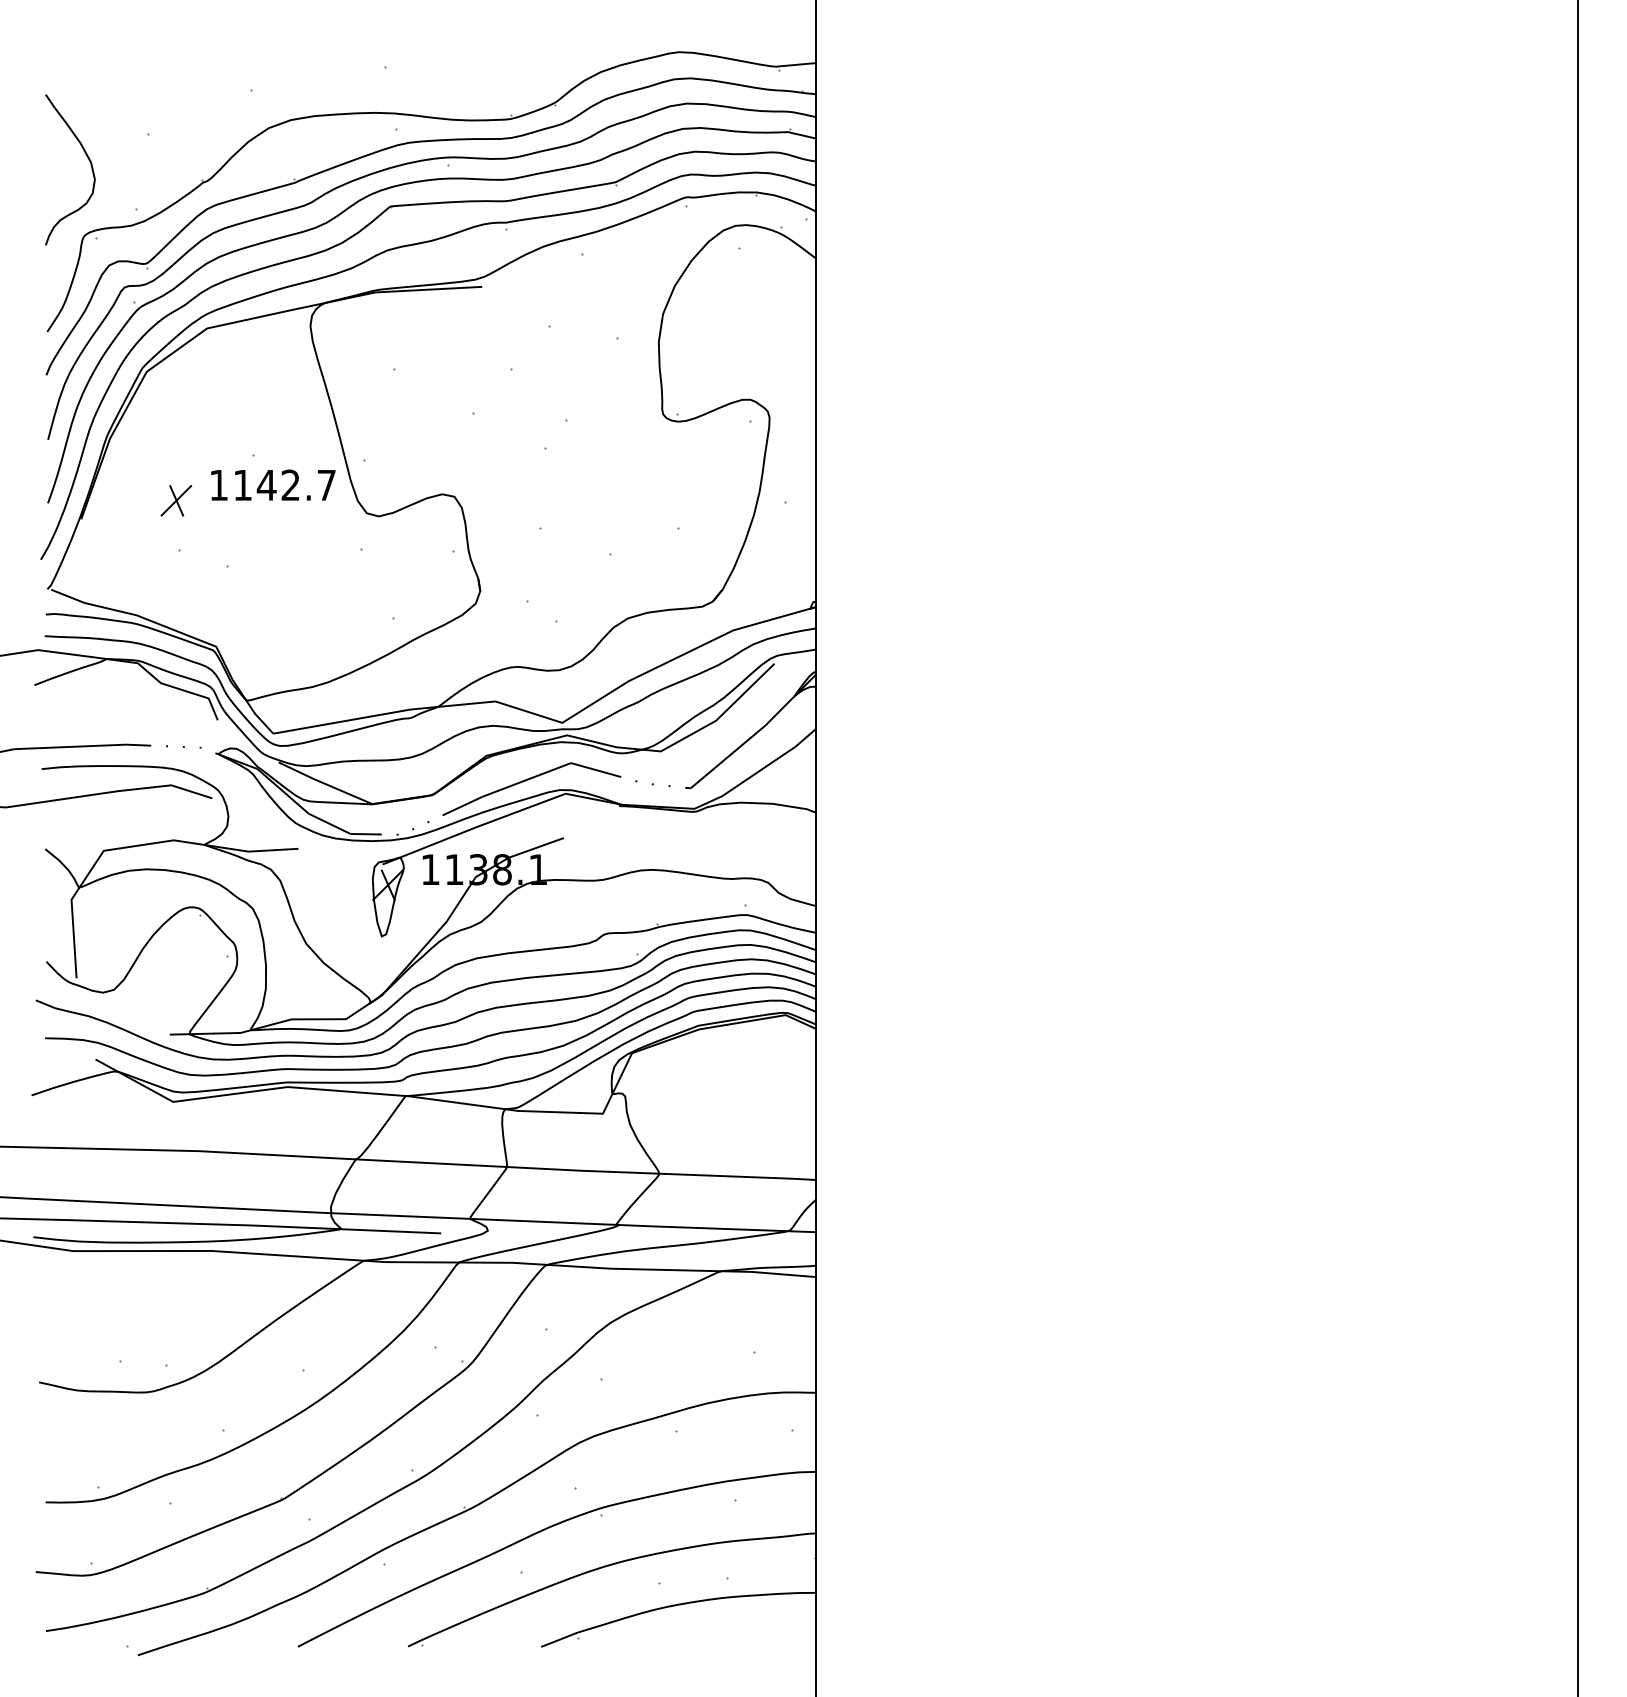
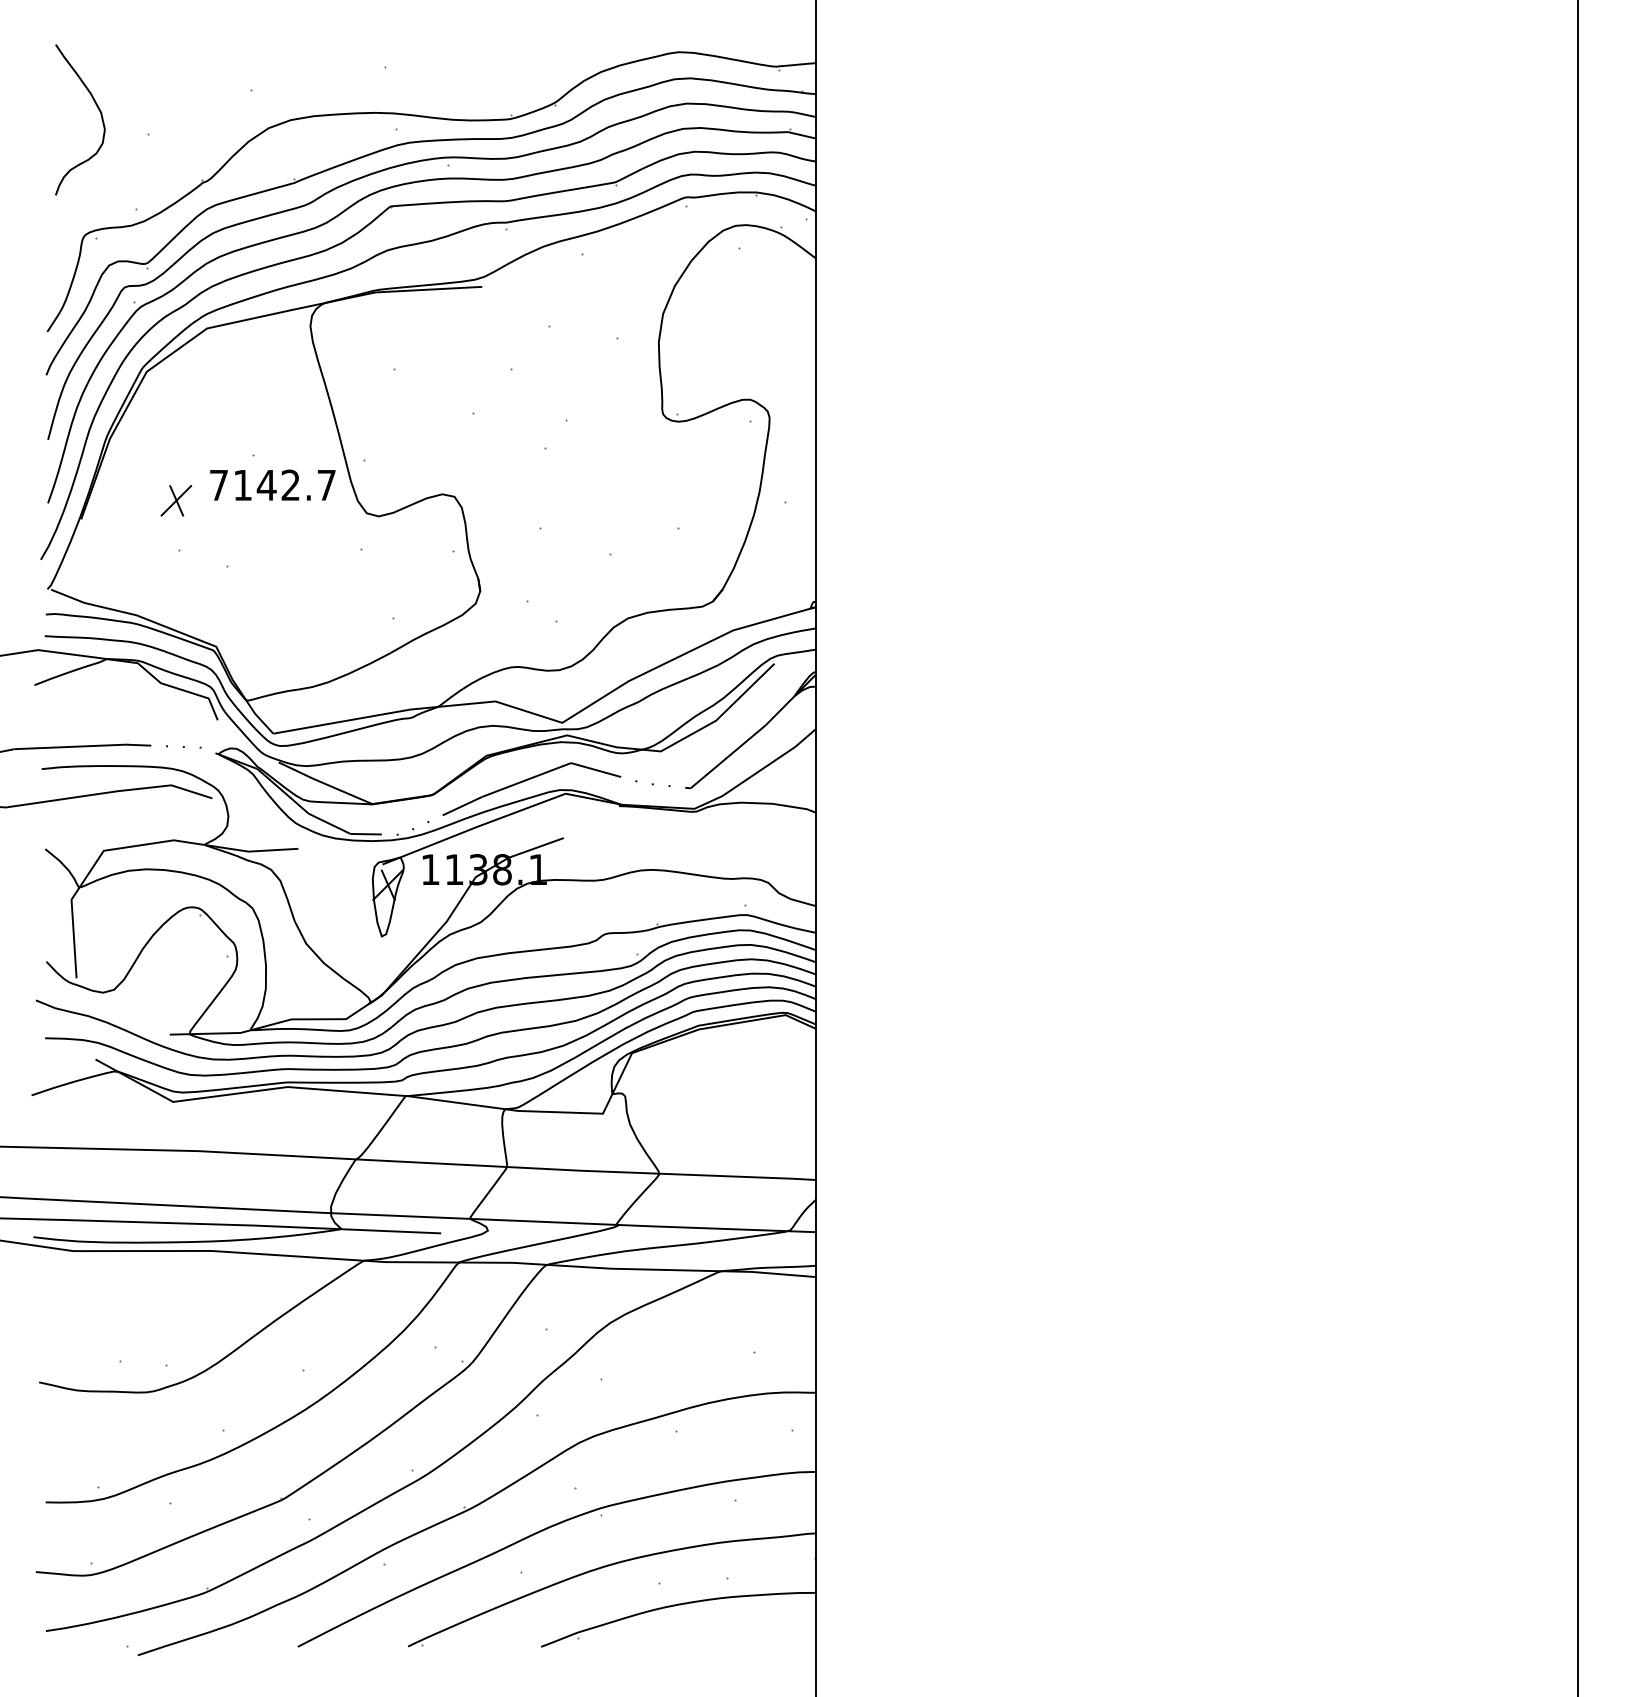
curve position: (88, 160) -> (98, 110) (98, 110)
text: 1142.7 -> 7142.7 (218, 485)
